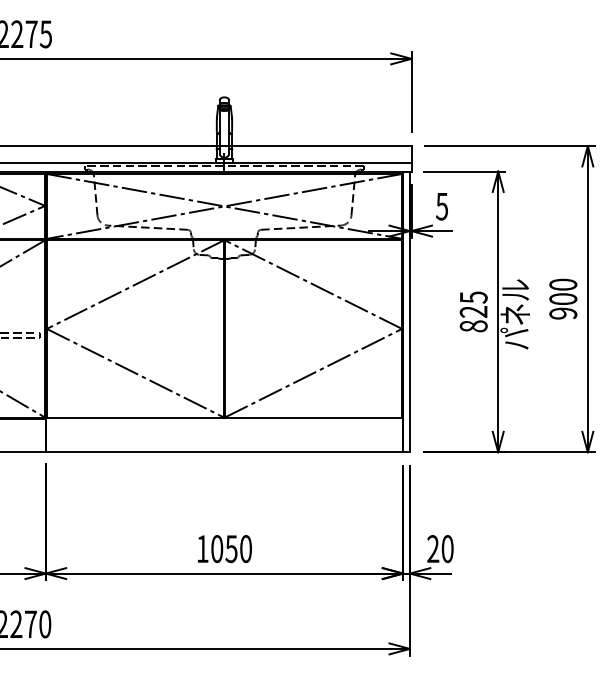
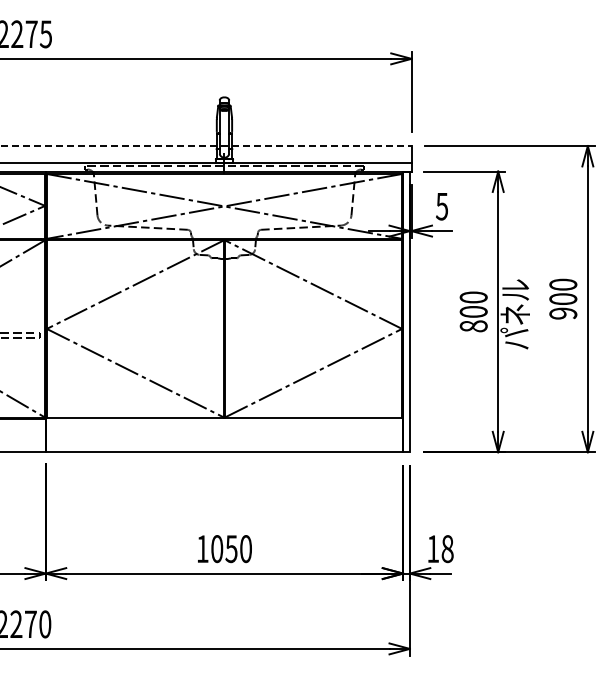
line: solid -> dashed (205, 146)
text: 825 -> 800 (473, 304)
text: 20 -> 18 (440, 548)
